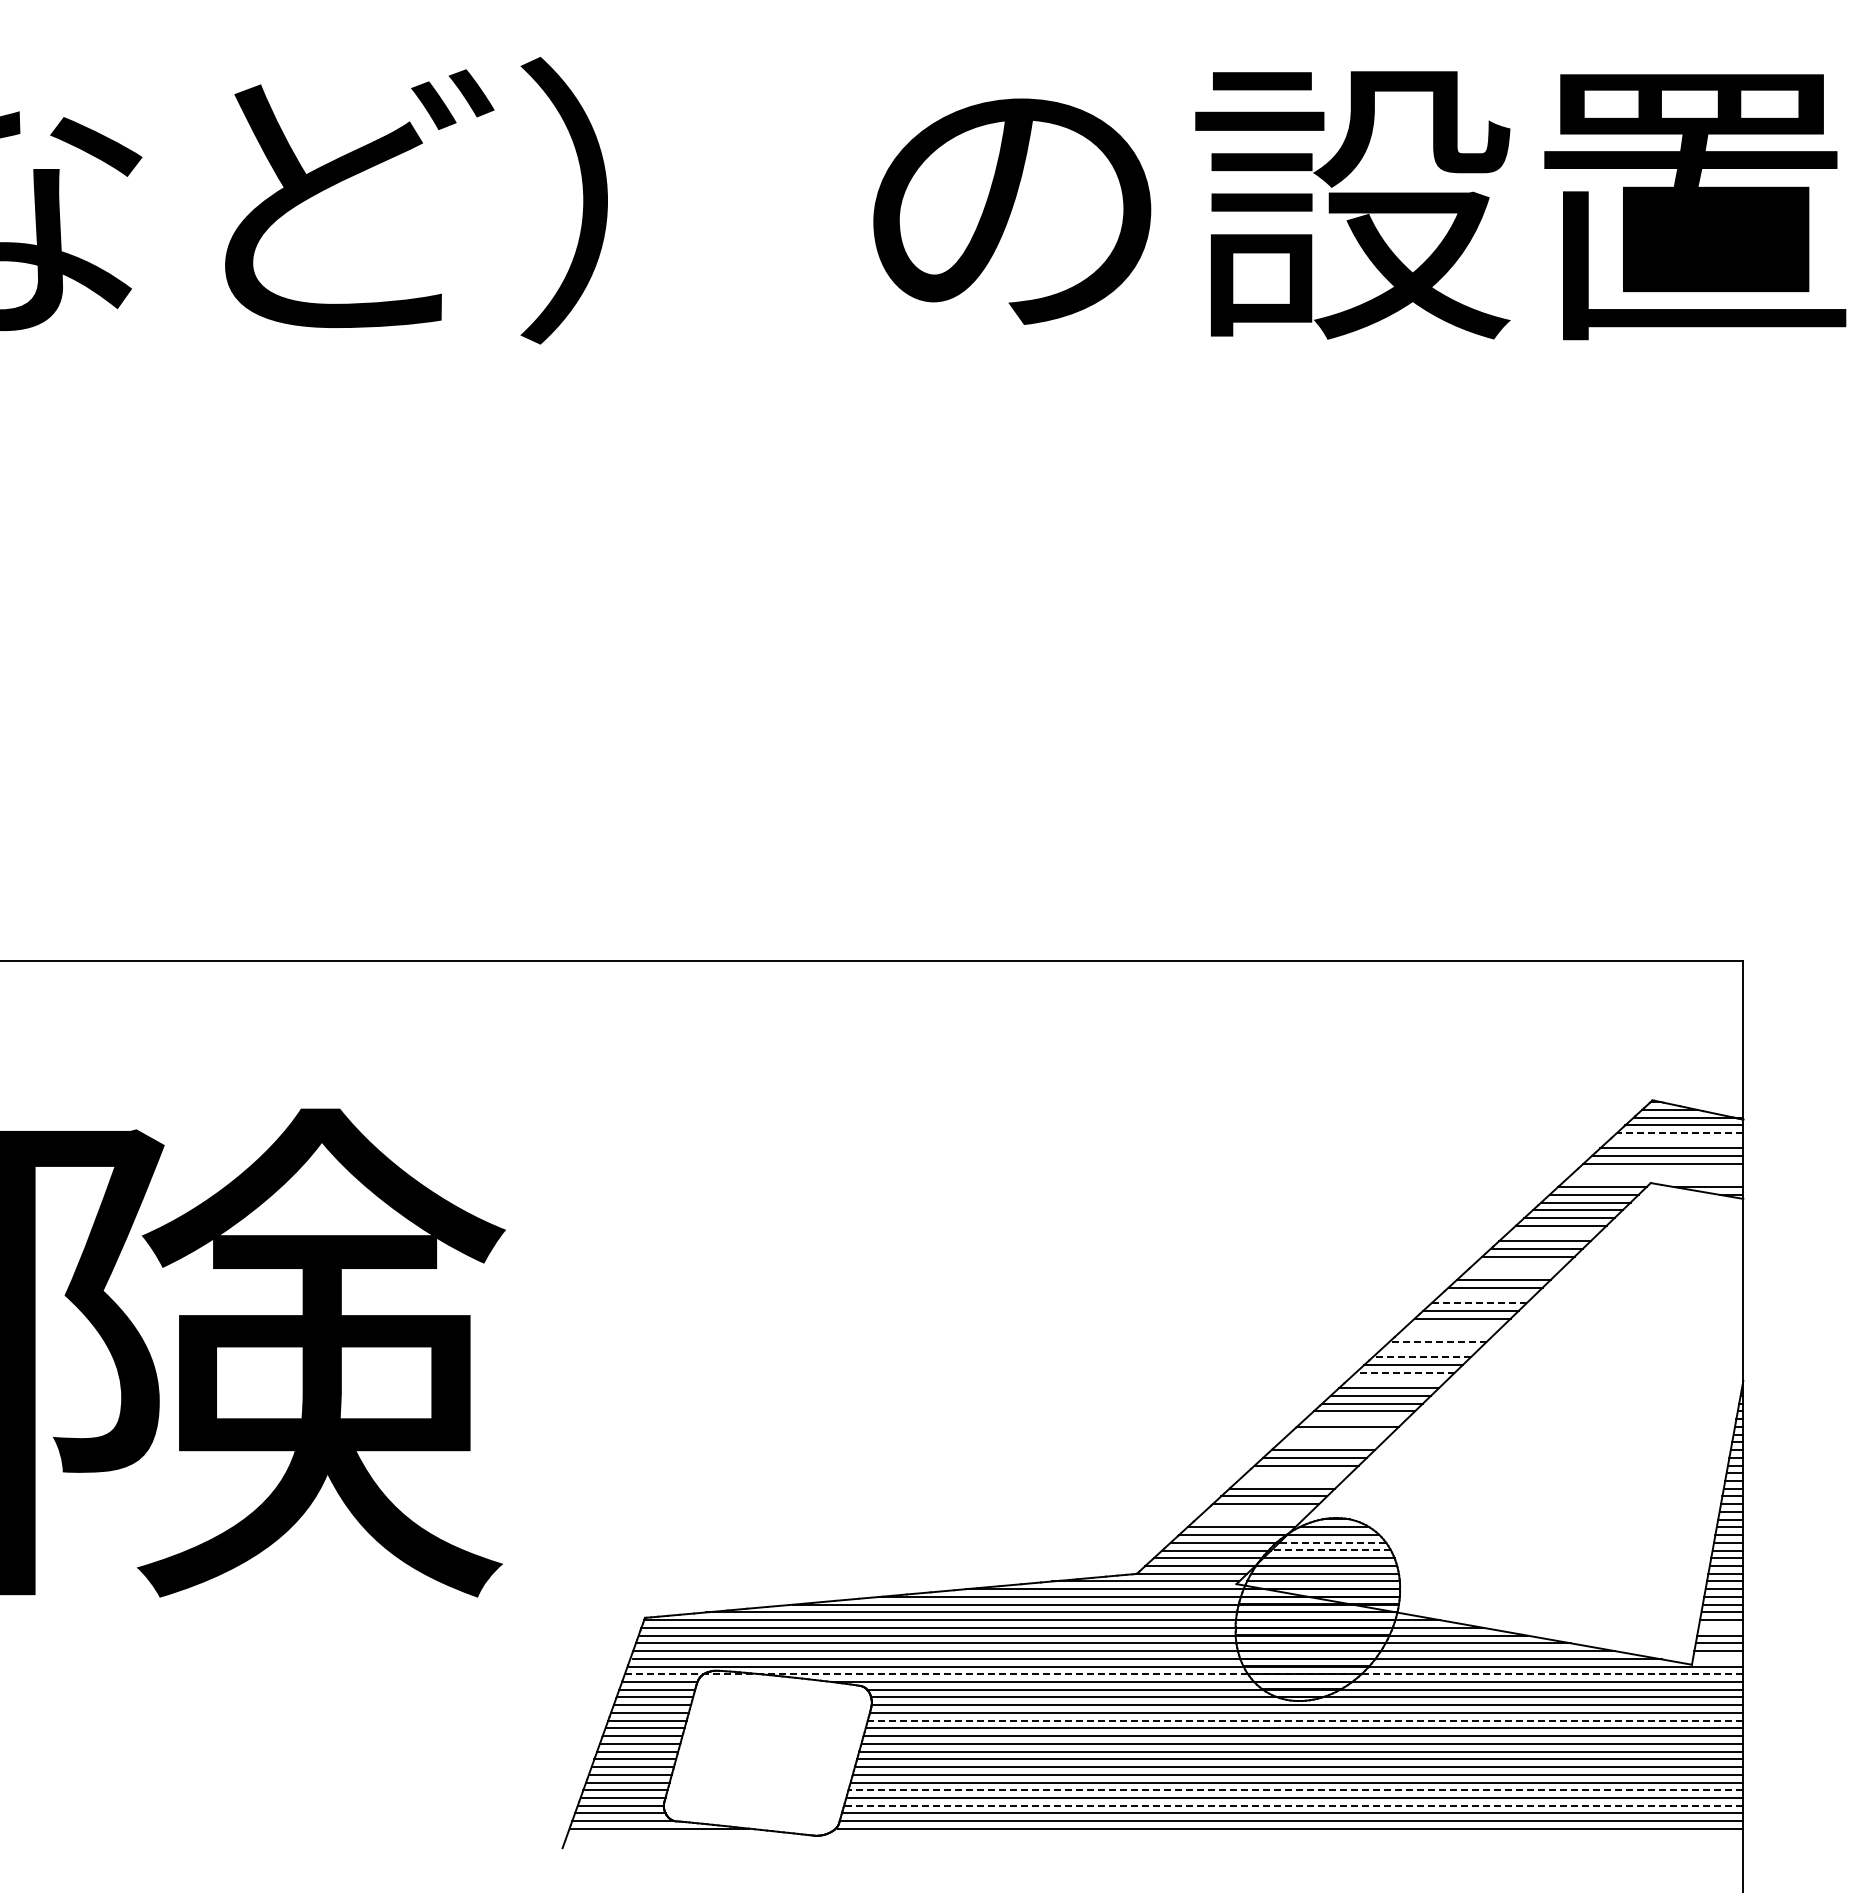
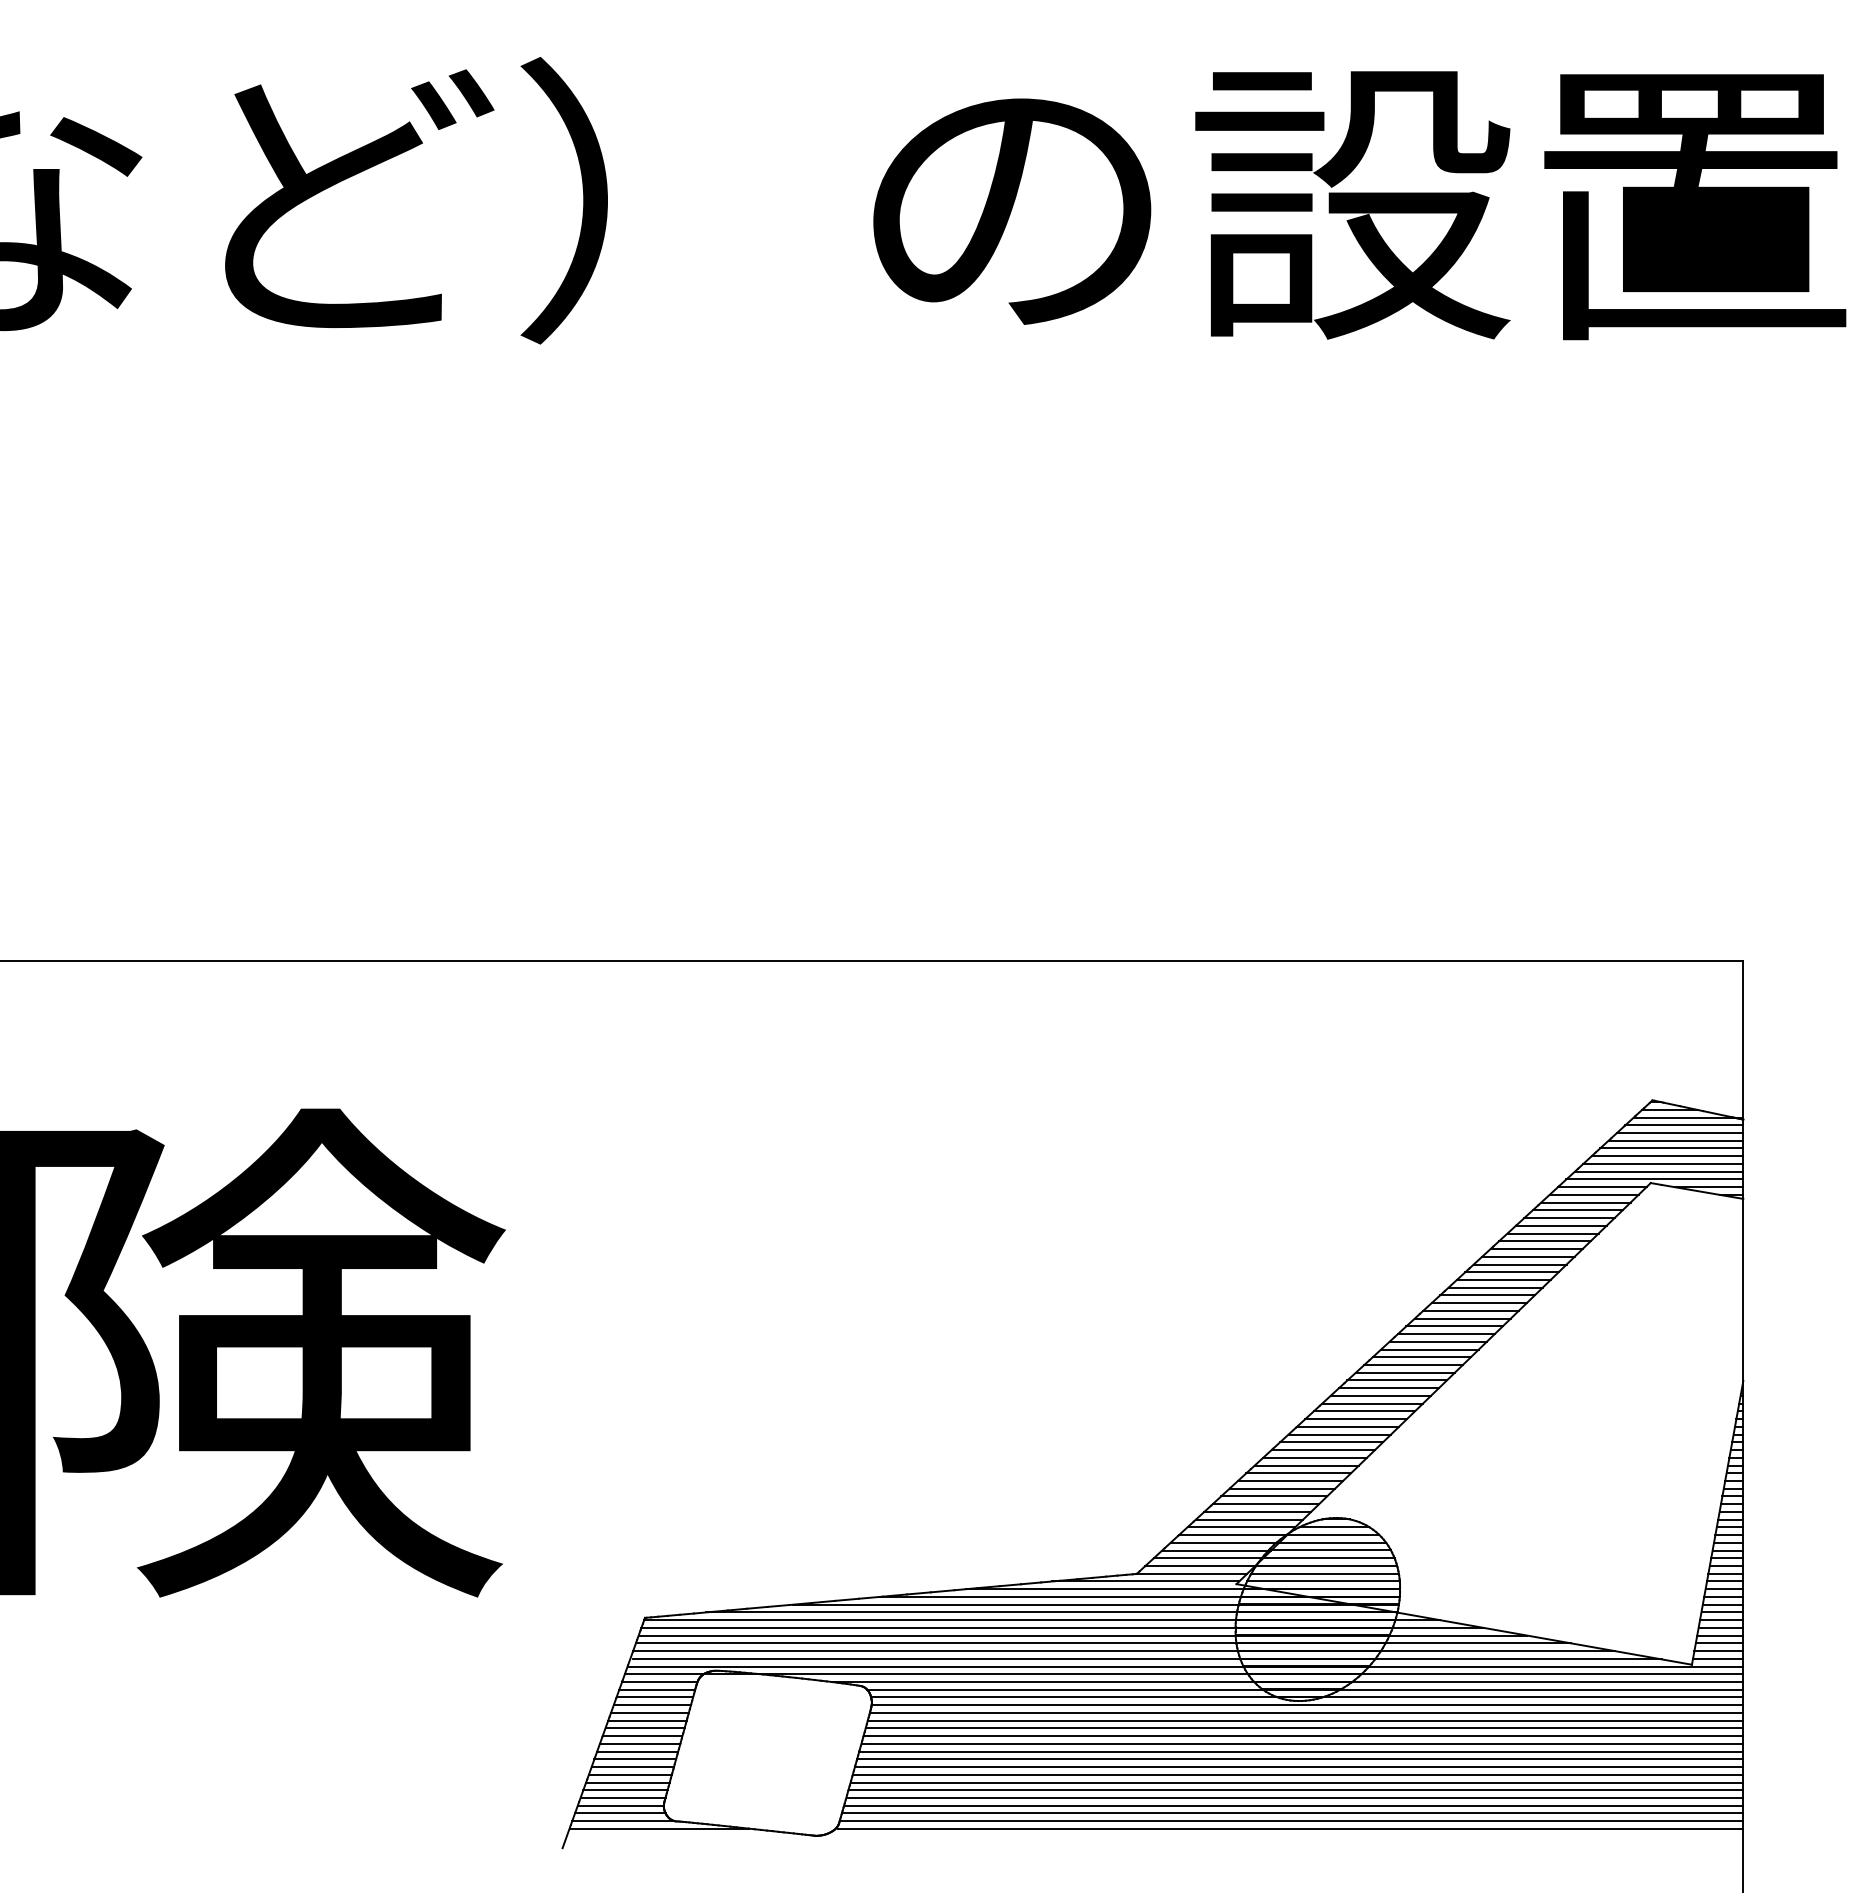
line: dashed -> solid (1679, 1133)
line: none -> present (1675, 1140)
line: none -> present (1658, 1171)
line: none -> present (1654, 1179)
line: none -> present (1552, 1233)
line: none -> present (1519, 1264)
line: none -> present (1511, 1272)
line: none -> present (1487, 1295)
line: dashed -> solid (1479, 1303)
line: none -> present (1454, 1326)
line: none -> present (1446, 1334)
line: dashed -> solid (1438, 1341)
line: none -> present (1429, 1349)
line: dashed -> solid (1421, 1357)
line: dashed -> solid (1404, 1372)
line: none -> present (1396, 1380)
line: none -> present (1355, 1419)
line: none -> present (1339, 1434)
line: none -> present (1331, 1442)
line: none -> present (1298, 1473)
line: none -> present (1290, 1480)
line: none -> present (1257, 1511)
line: none -> present (1249, 1519)
line: dashed -> solid (1331, 1542)
line: dashed -> solid (1329, 1550)
line: none -> present (1720, 1627)
line: none -> present (1718, 1658)
line: dashed -> solid (1183, 1674)
line: dashed -> solid (1305, 1720)
line: dashed -> solid (1295, 1790)
line: dashed -> solid (1293, 1805)
